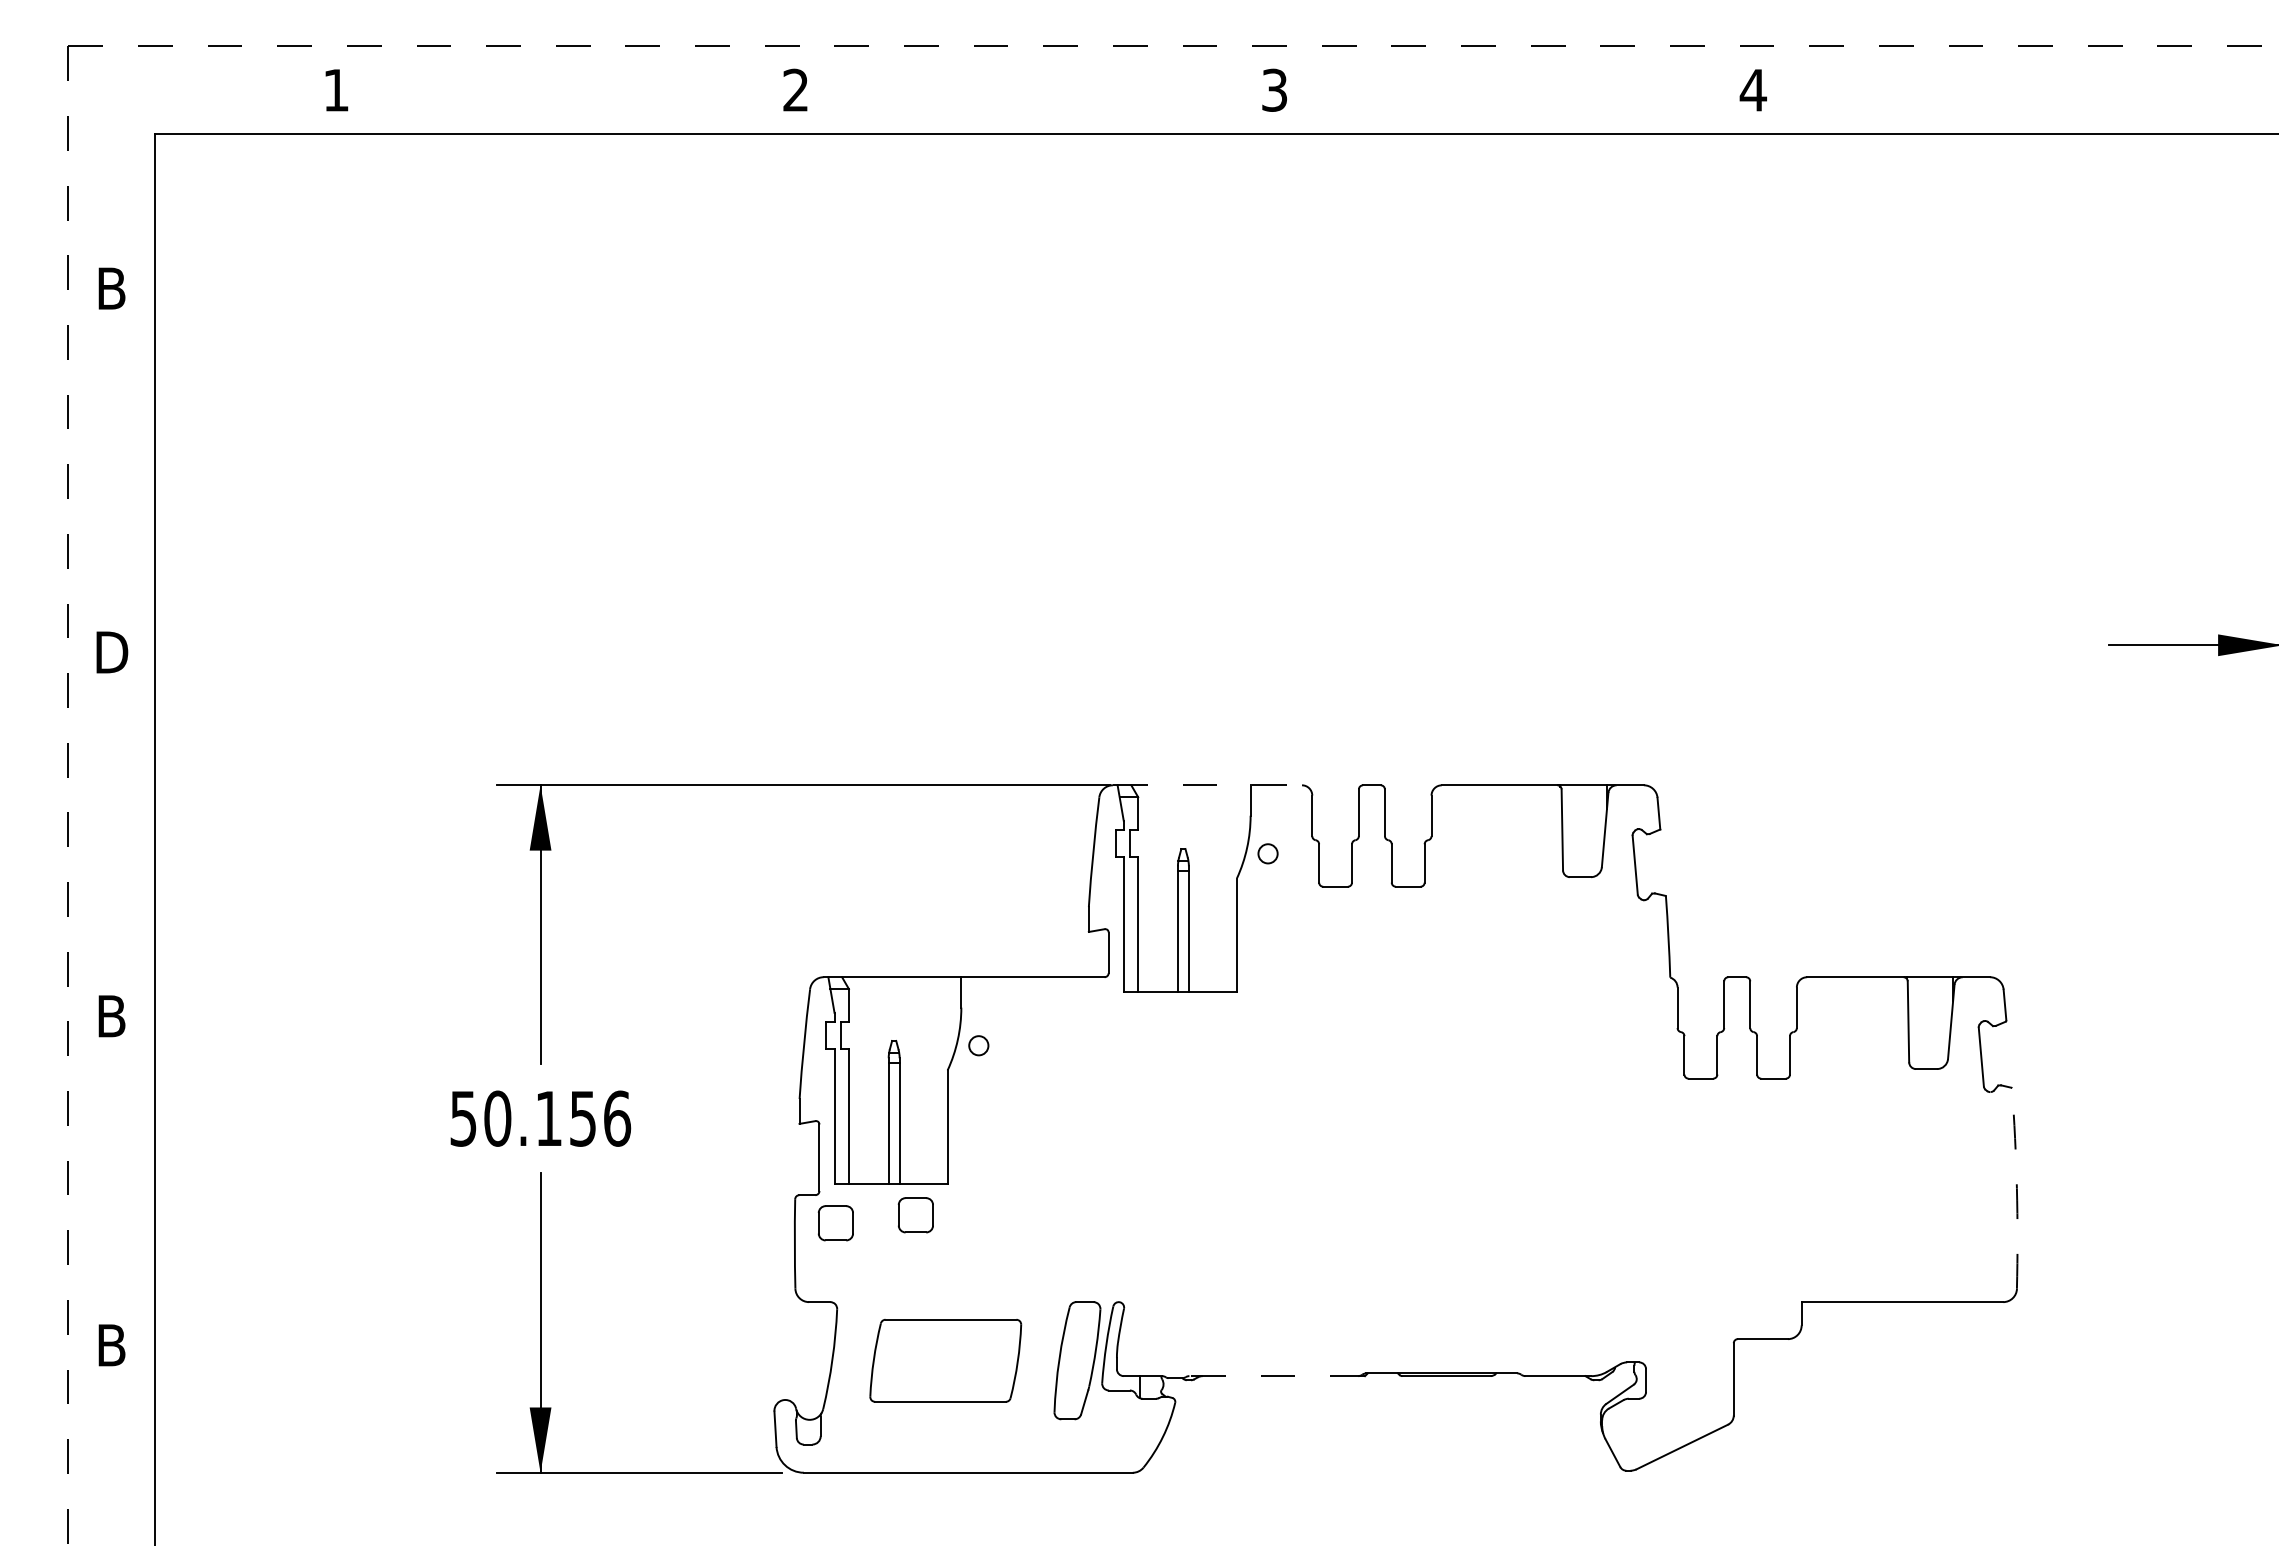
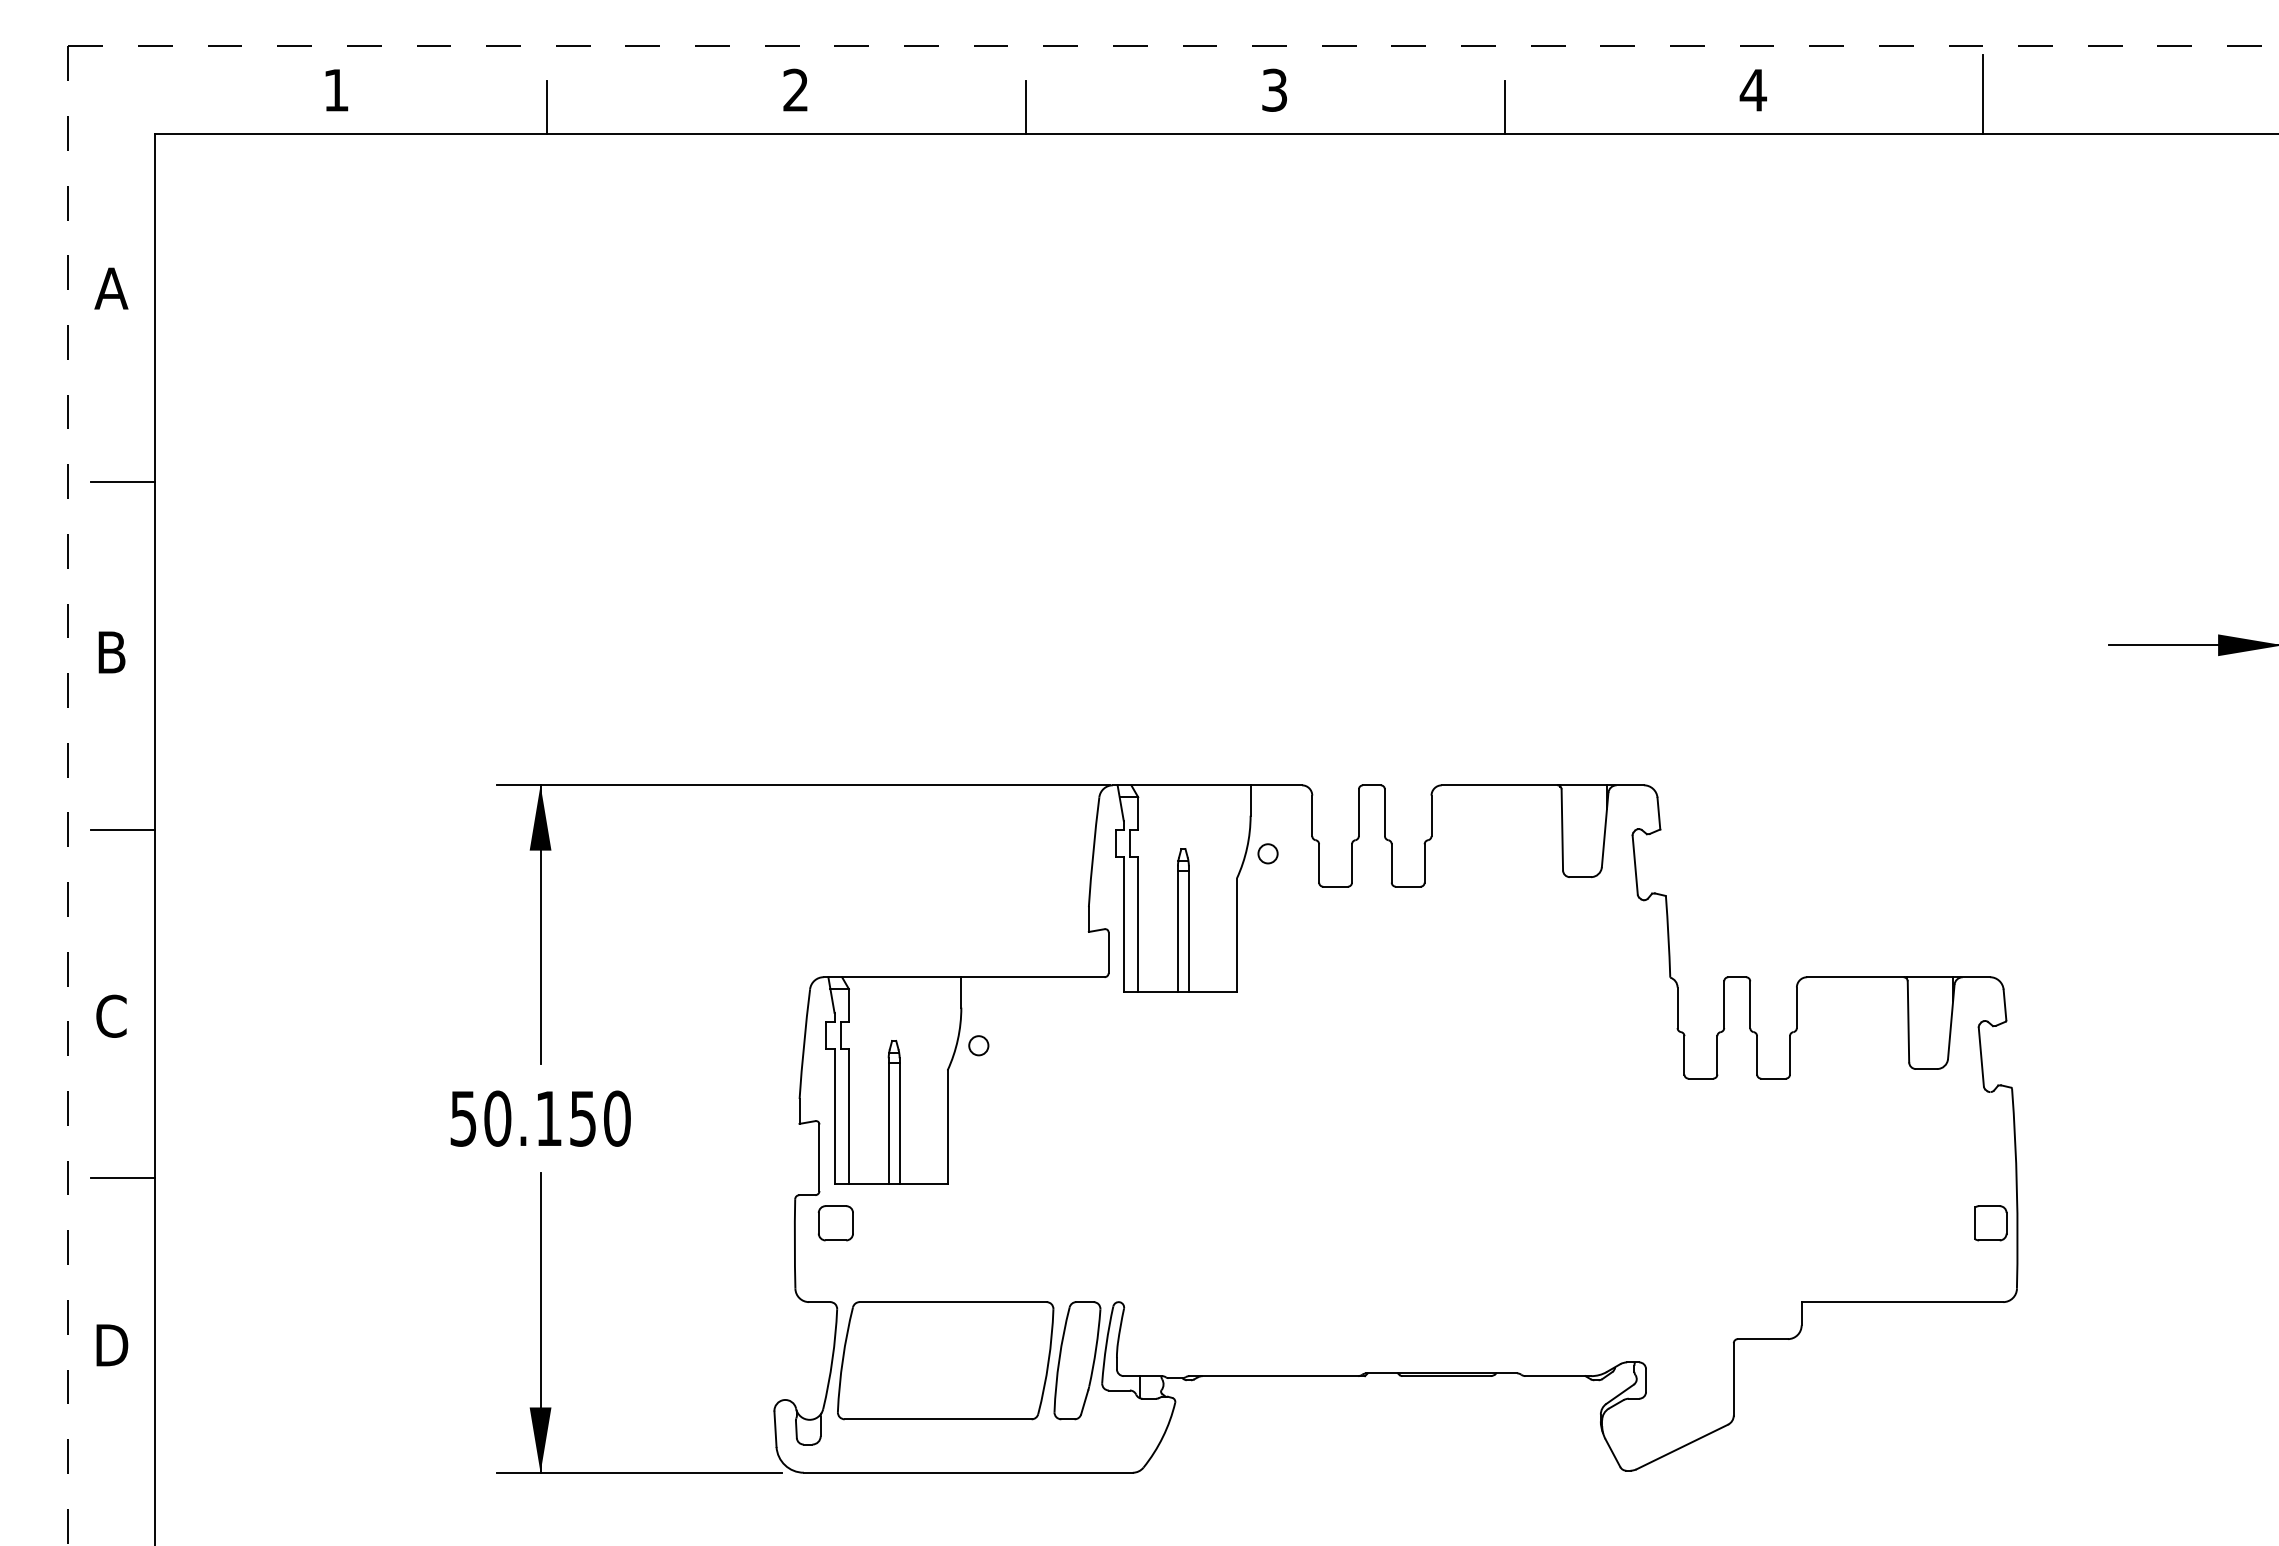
line: none -> present (1983, 94)
line: none -> present (547, 107)
line: none -> present (1025, 107)
line: none -> present (1504, 107)
text: B -> A (111, 288)
line: none -> present (122, 481)
text: D -> B (112, 652)
line: dashed -> solid (1207, 785)
line: none -> present (122, 829)
text: B -> C (111, 1015)
text: 50.156 -> 50.150 (617, 1118)
line: none -> present (122, 1178)
arc: dashed -> solid (2016, 1188)
part: present -> none (915, 1215)
part: none -> present (1990, 1223)
text: B -> D (112, 1345)
part size: 154x84 px -> 218x120 px (945, 1360)
line: dashed -> solid (1277, 1376)
